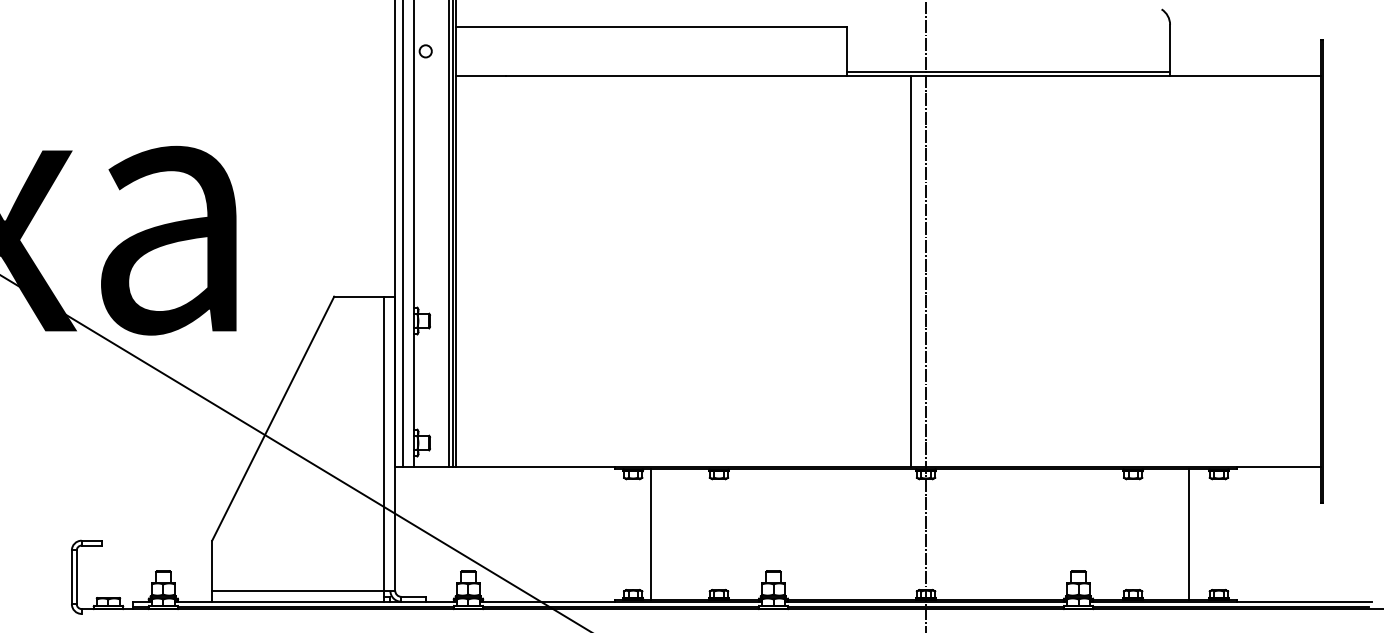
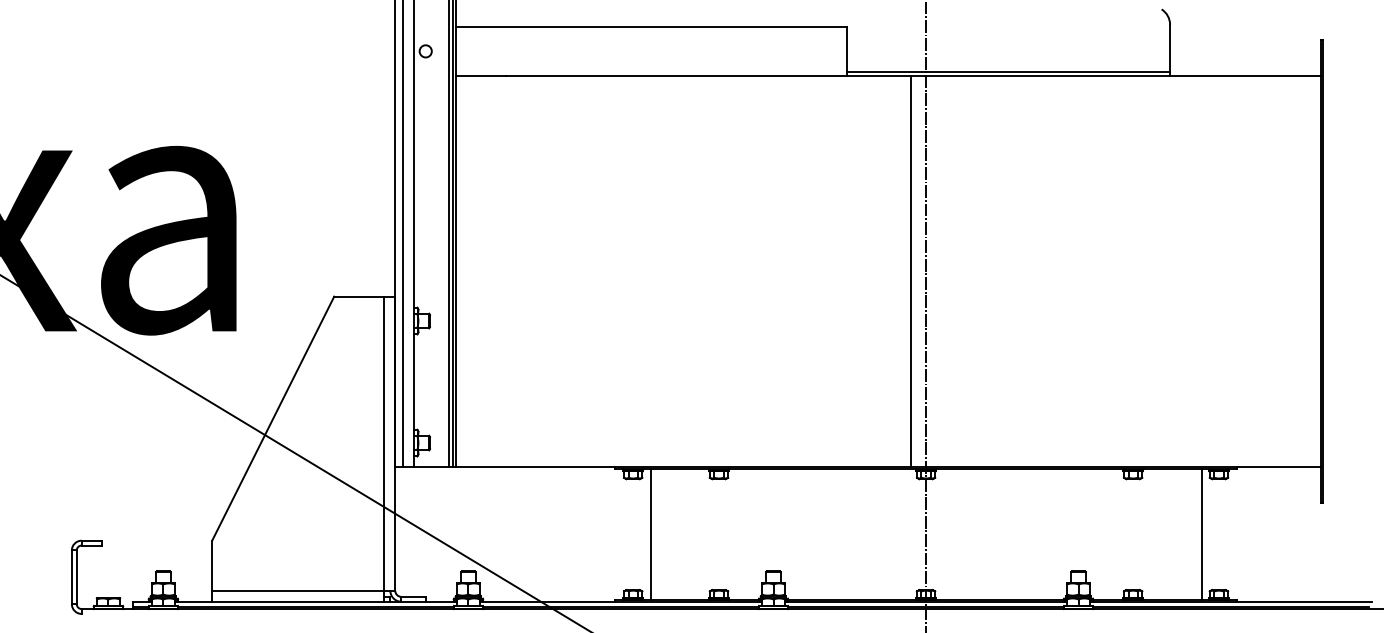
line position: (1188, 534) -> (1201, 534) (1201, 534)
